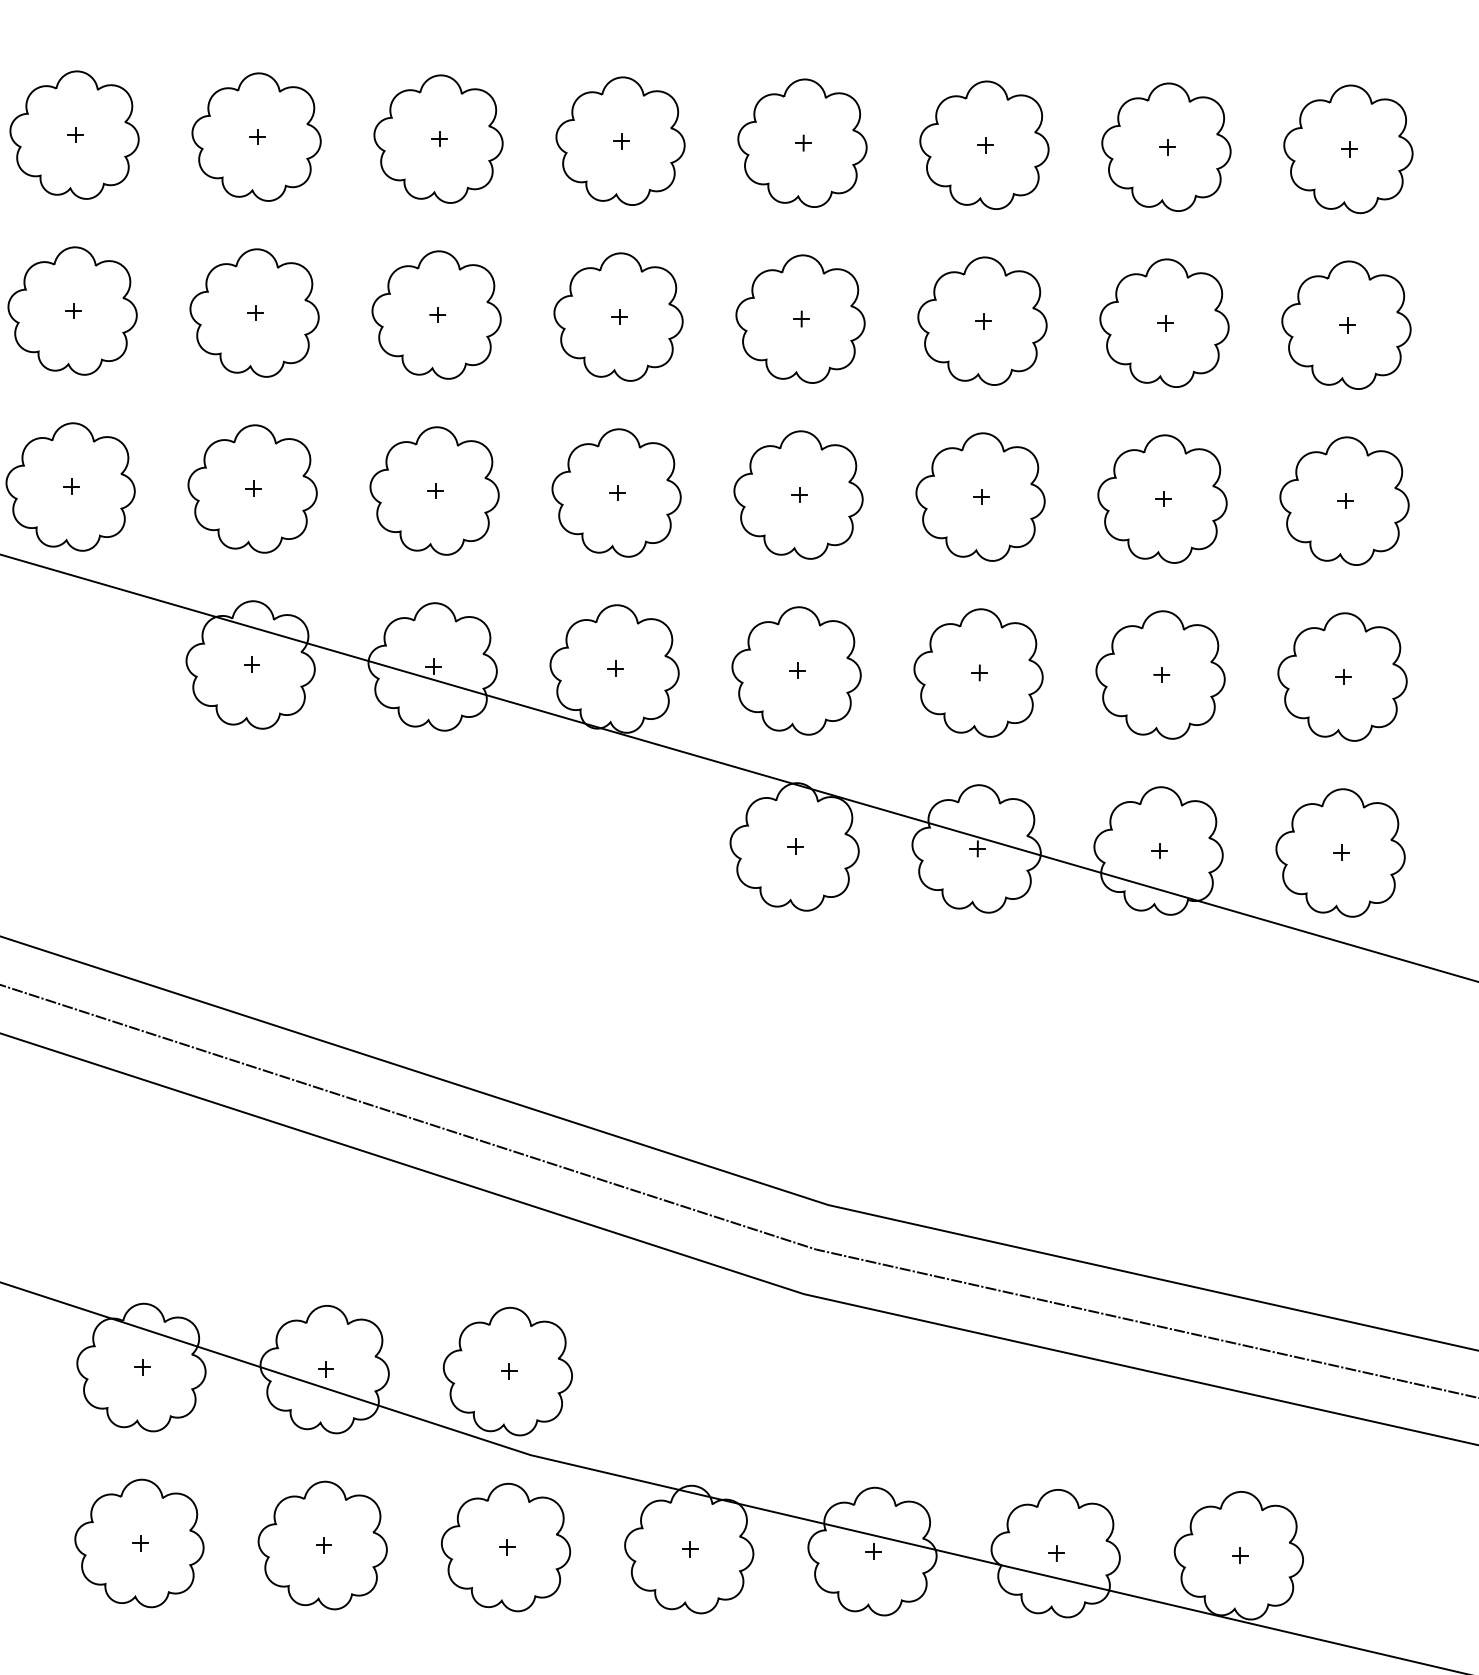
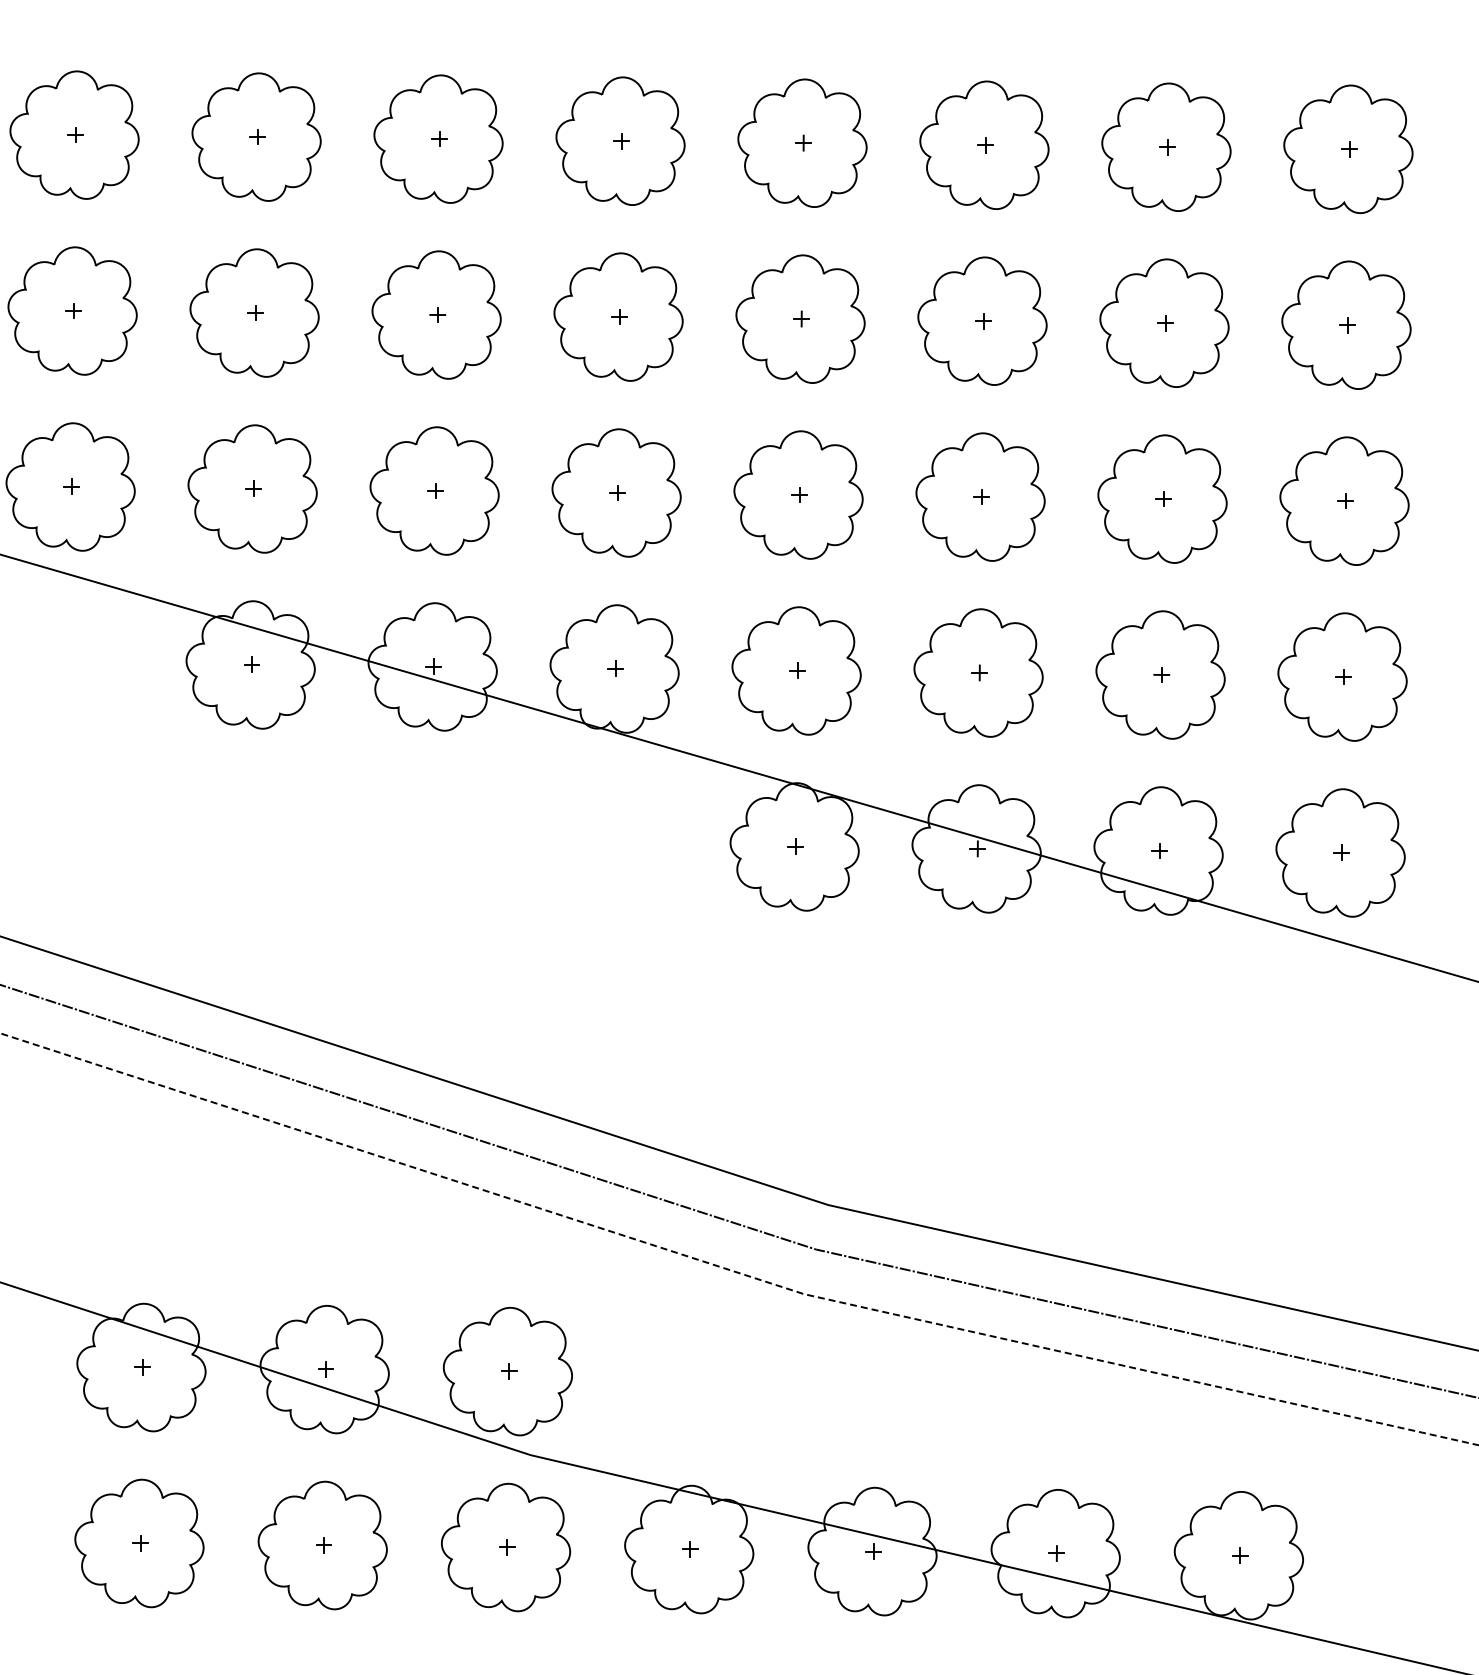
line: solid -> dashed (731, 1270)
